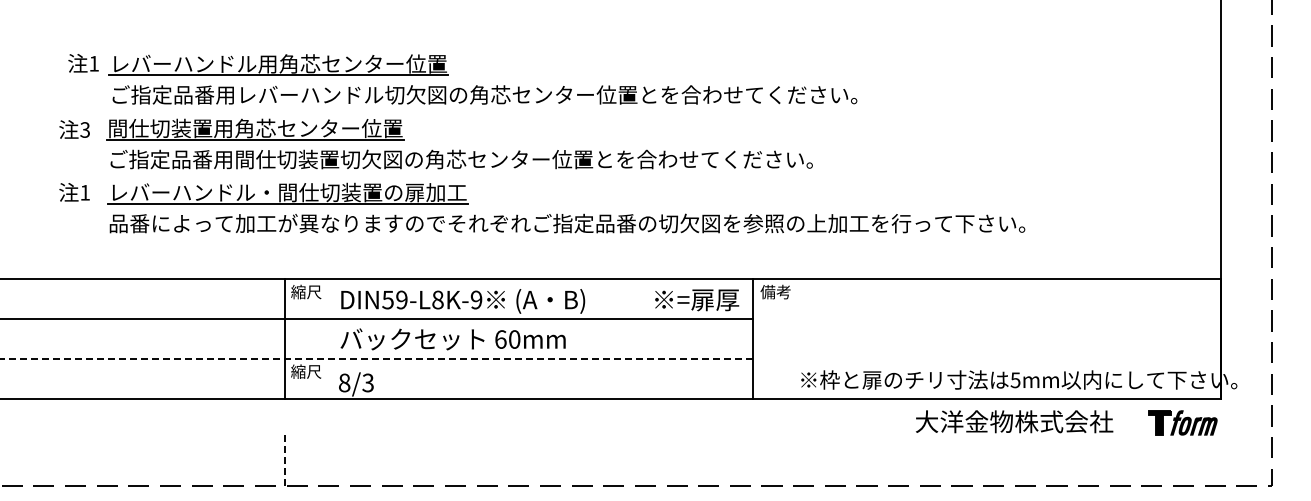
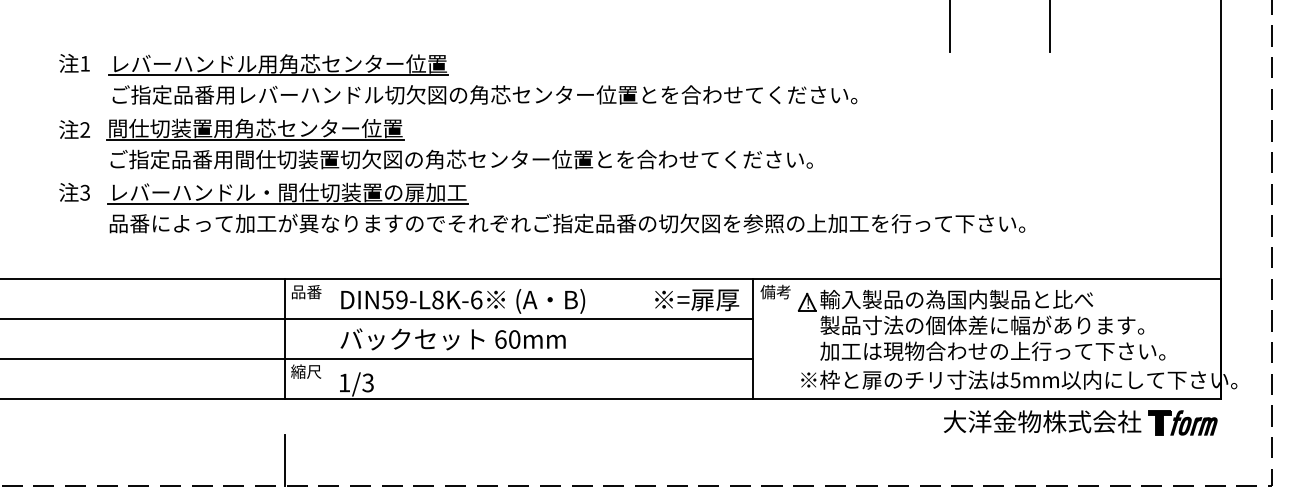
line: none -> present (950, 27)
line: none -> present (1049, 27)
text position: (83, 63) -> (74, 63) (74, 63)
text: 3 -> 2 (85, 129)
text: 1 -> 3 (84, 192)
text: 縮尺 -> 品番 (306, 291)
text: DIN59-L8K-9 -> DIN59-L8K-6 (476, 299)
part: none -> present (981, 324)
line: dashed -> solid (376, 358)
text: 8/3 -> 1/3 (344, 382)
text position: (1014, 421) -> (1042, 421) (1042, 421)
line: dashed -> solid (284, 460)
